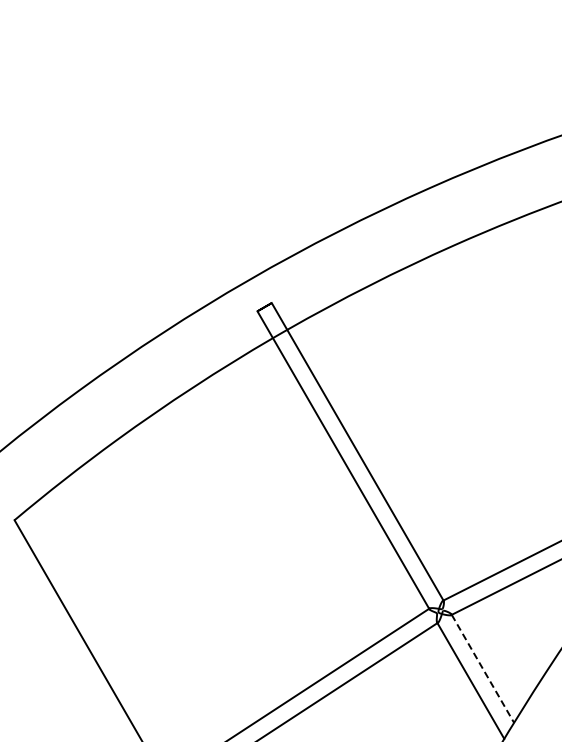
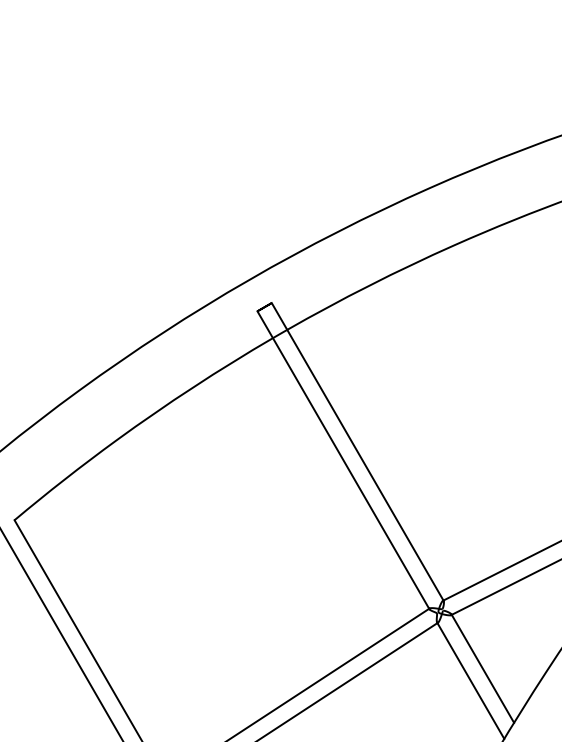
line: none -> present (61, 635)
line: dashed -> solid (483, 669)
